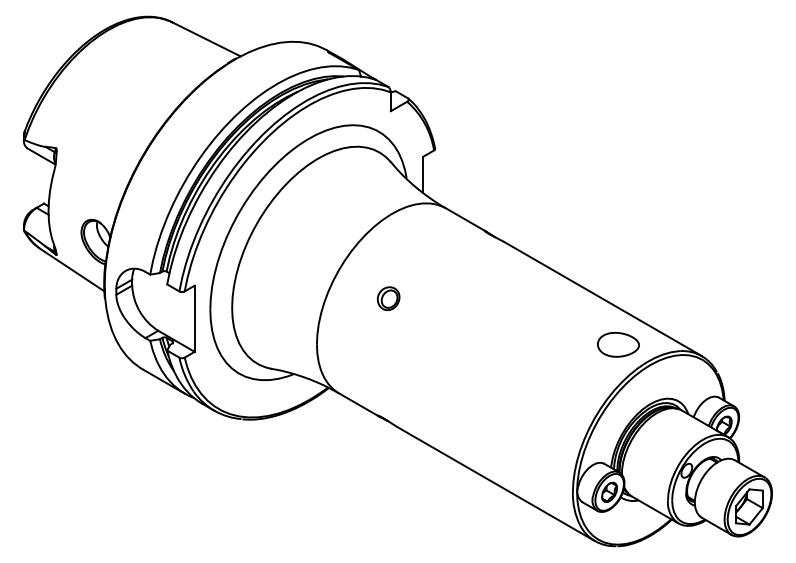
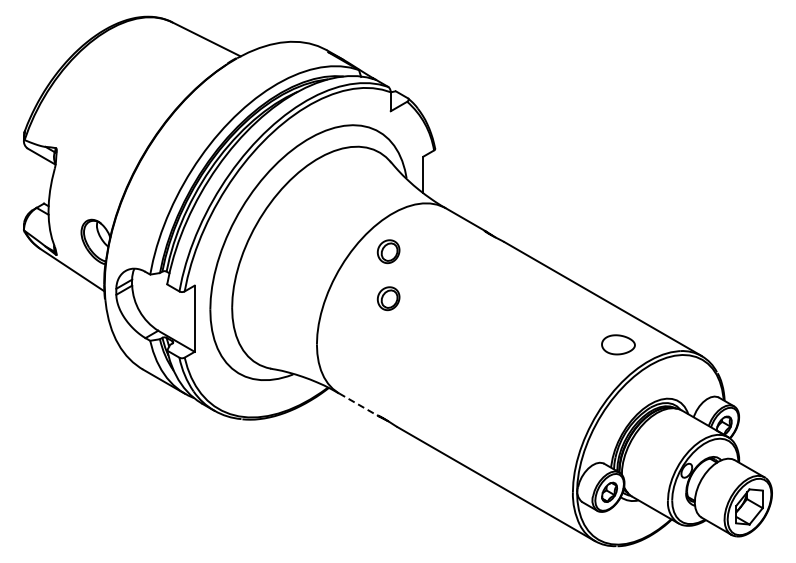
part: none -> present (388, 251)
part size: 43x26 px -> 35x22 px (618, 344)
line: solid -> dashed (359, 405)
